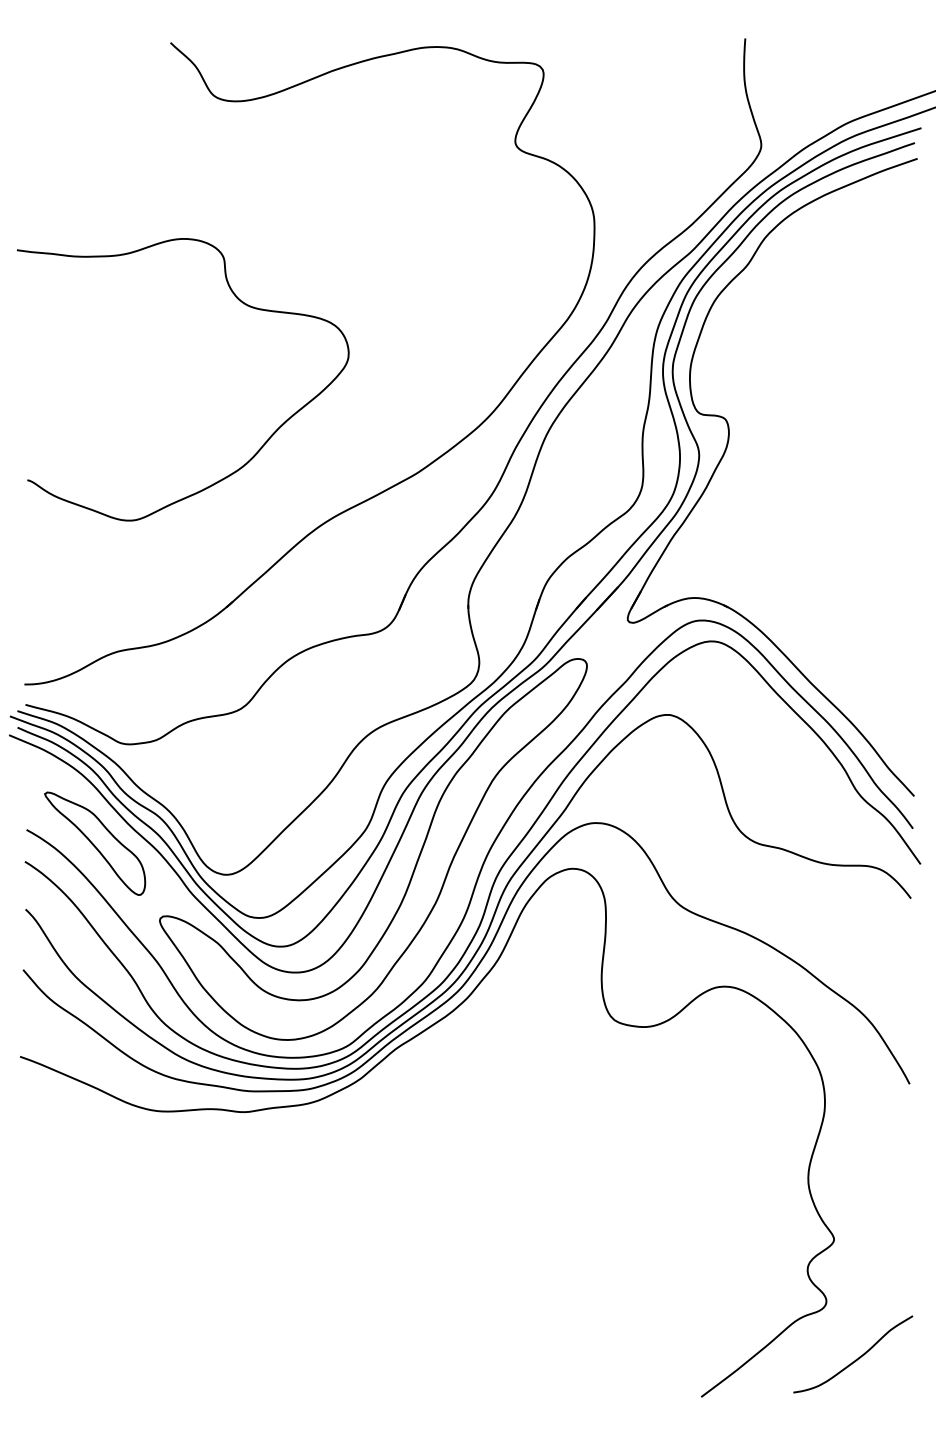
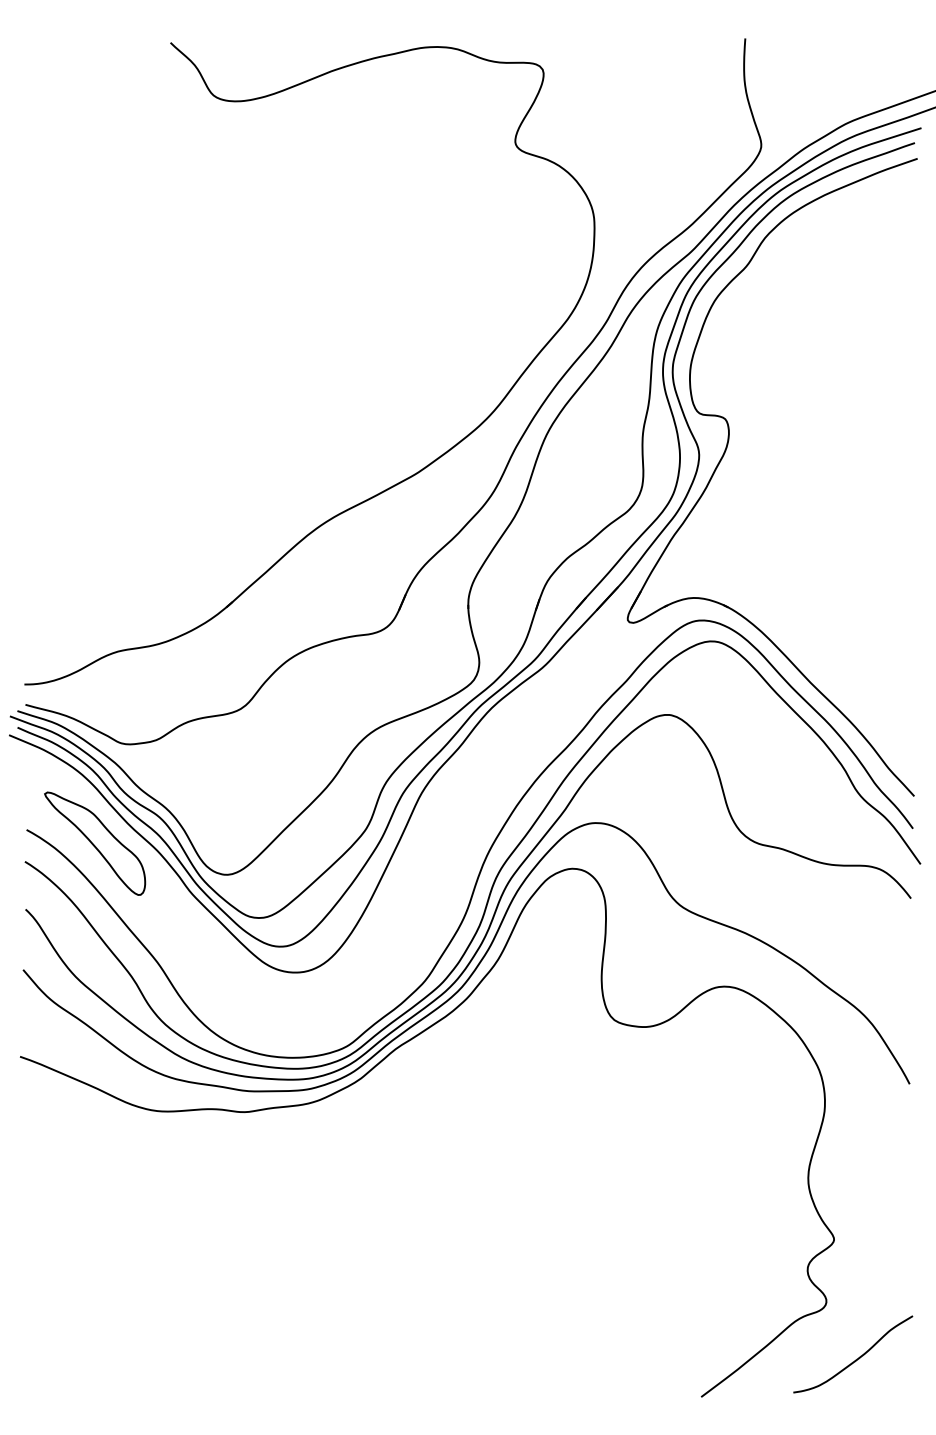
part: present -> none (242, 303)
part: present -> none (415, 863)
